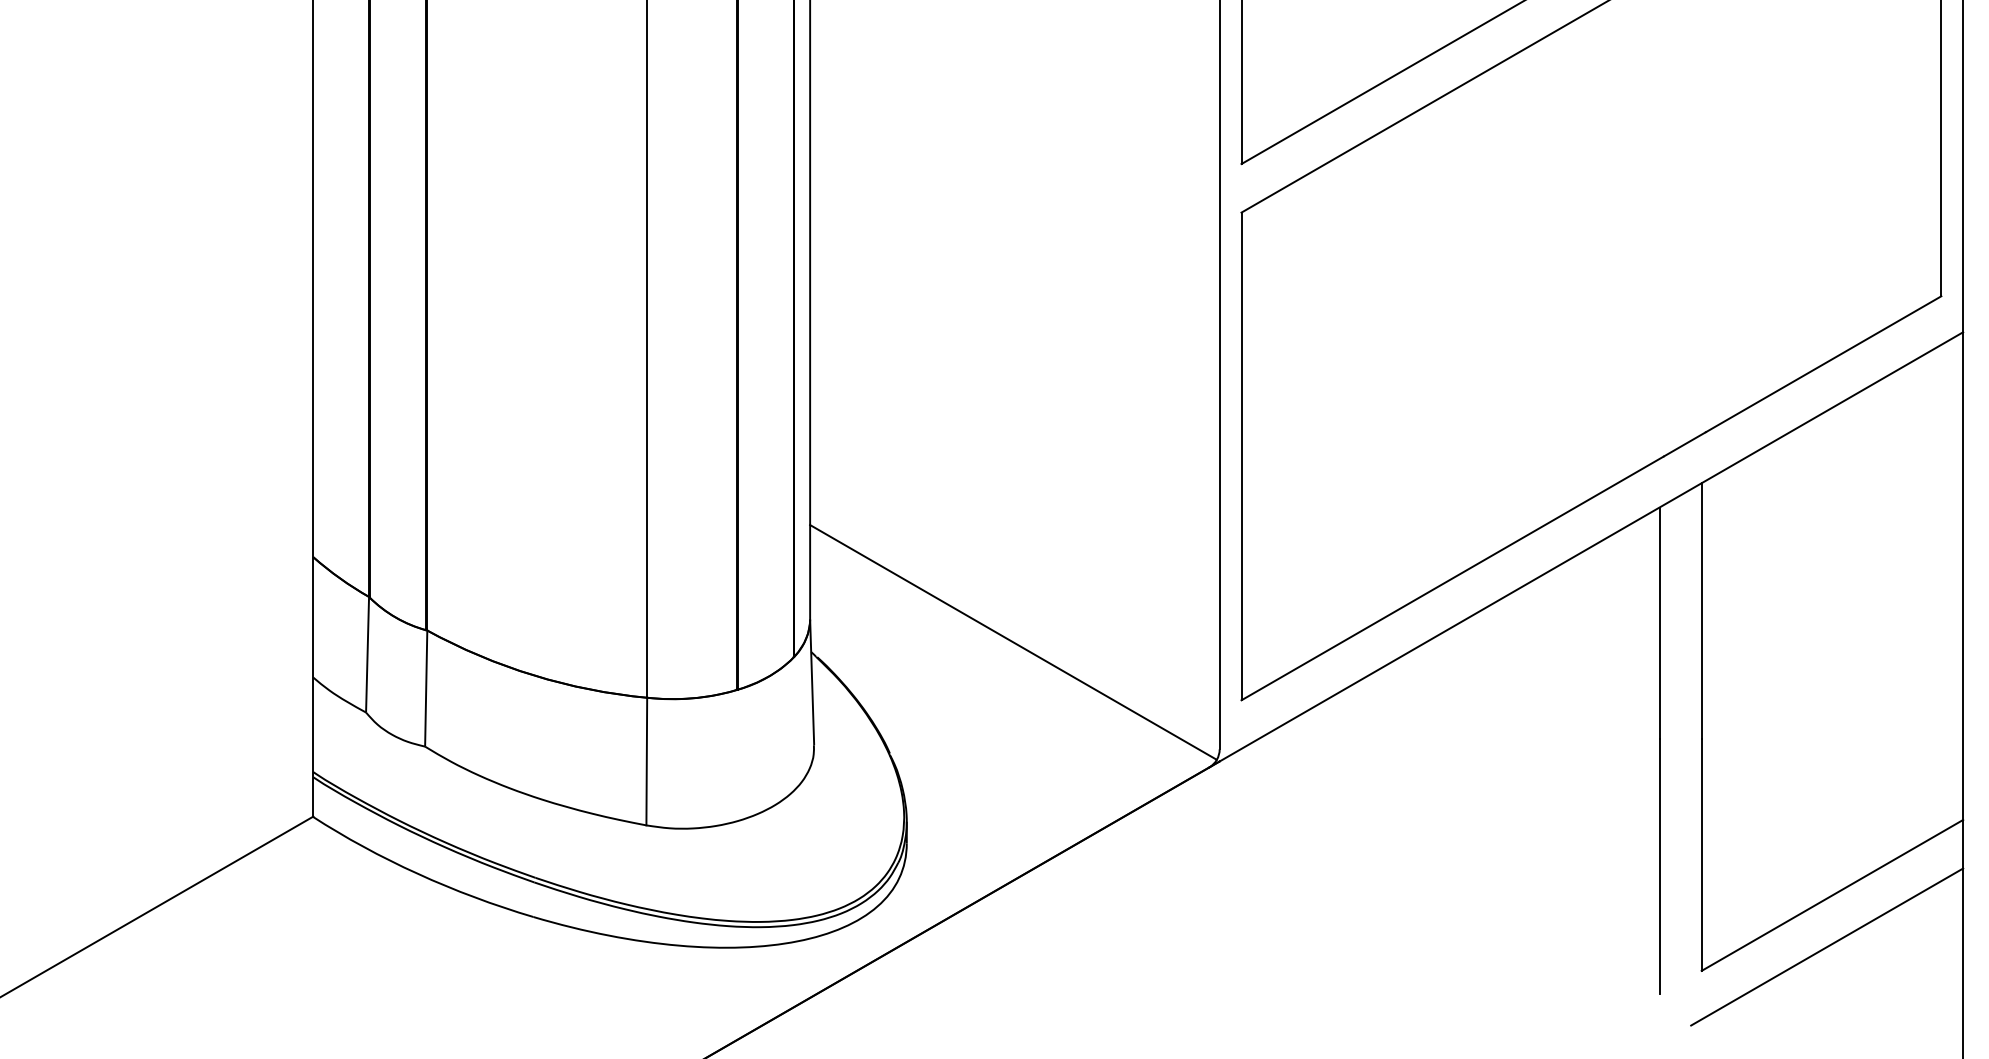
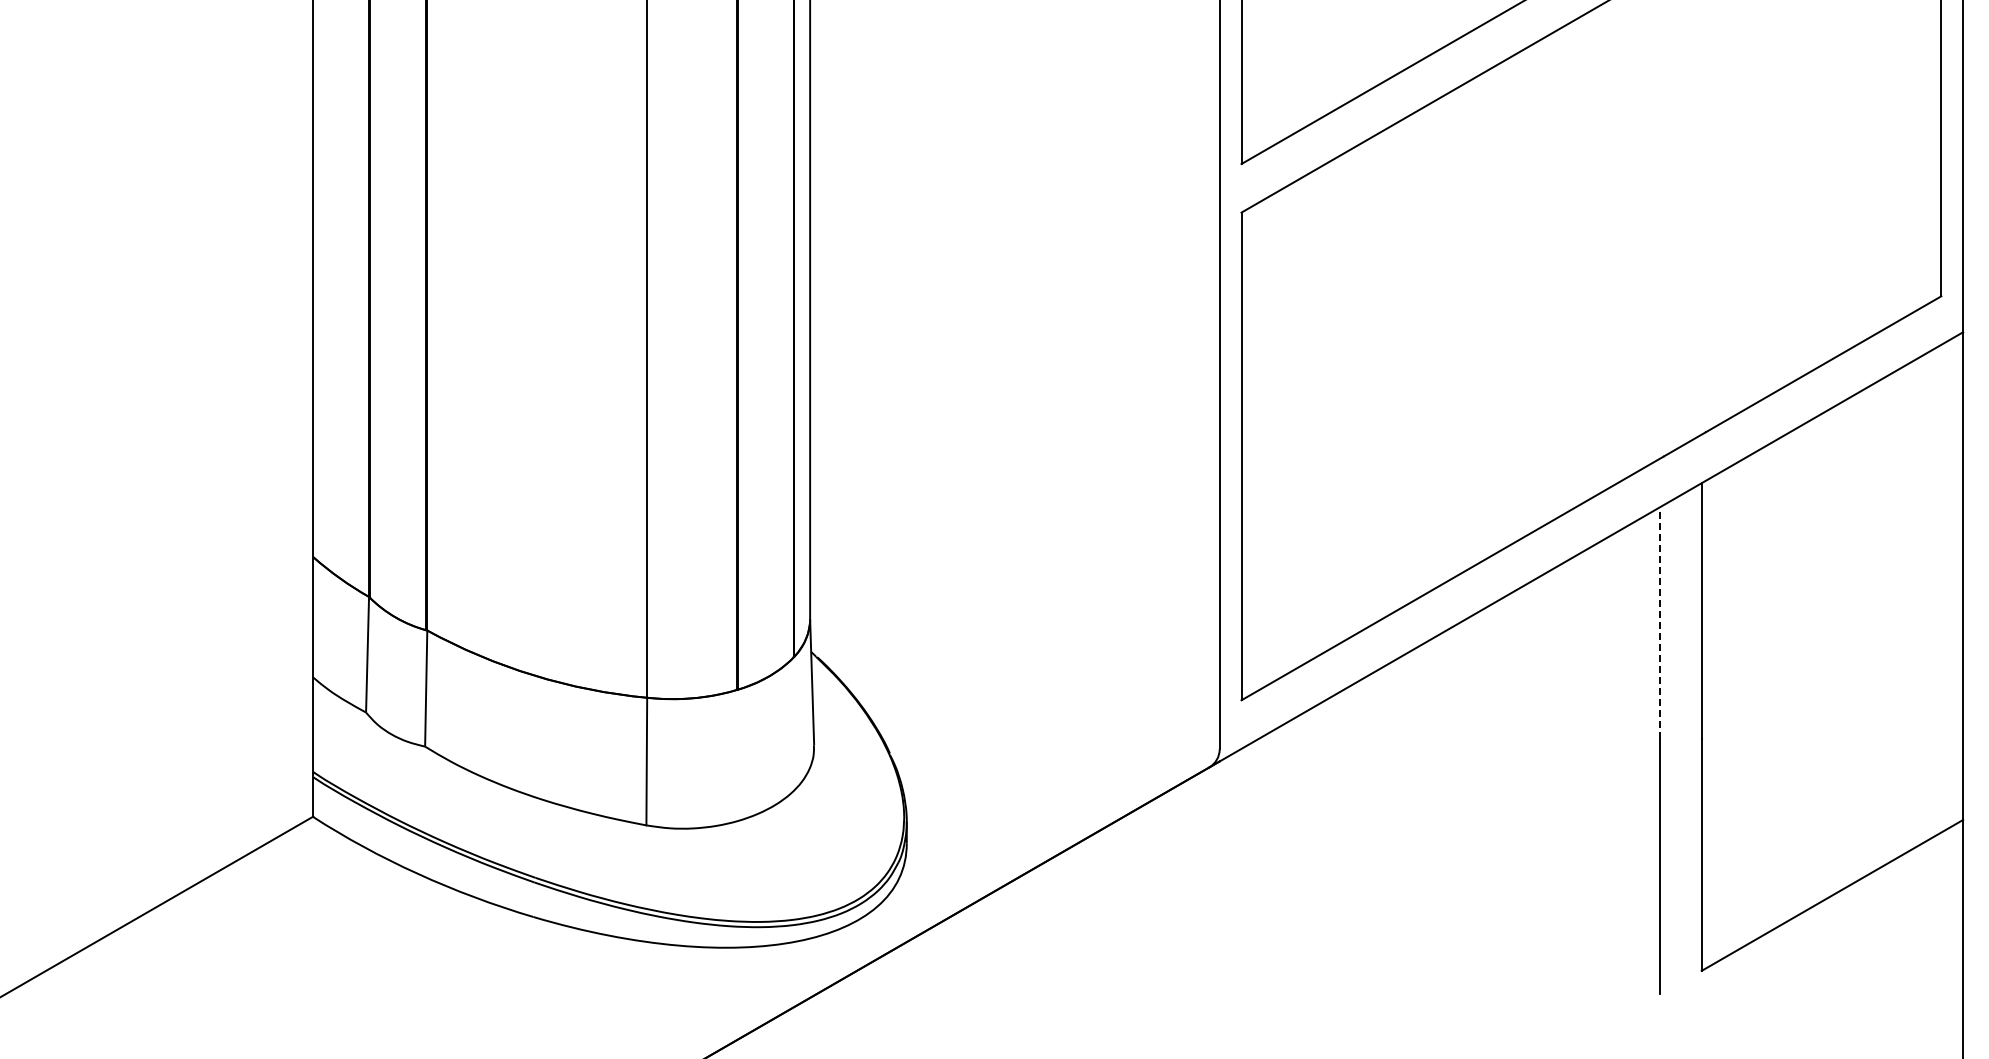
line: solid -> dashed (1659, 623)
line: present -> none (1013, 642)
line: present -> none (1827, 946)
